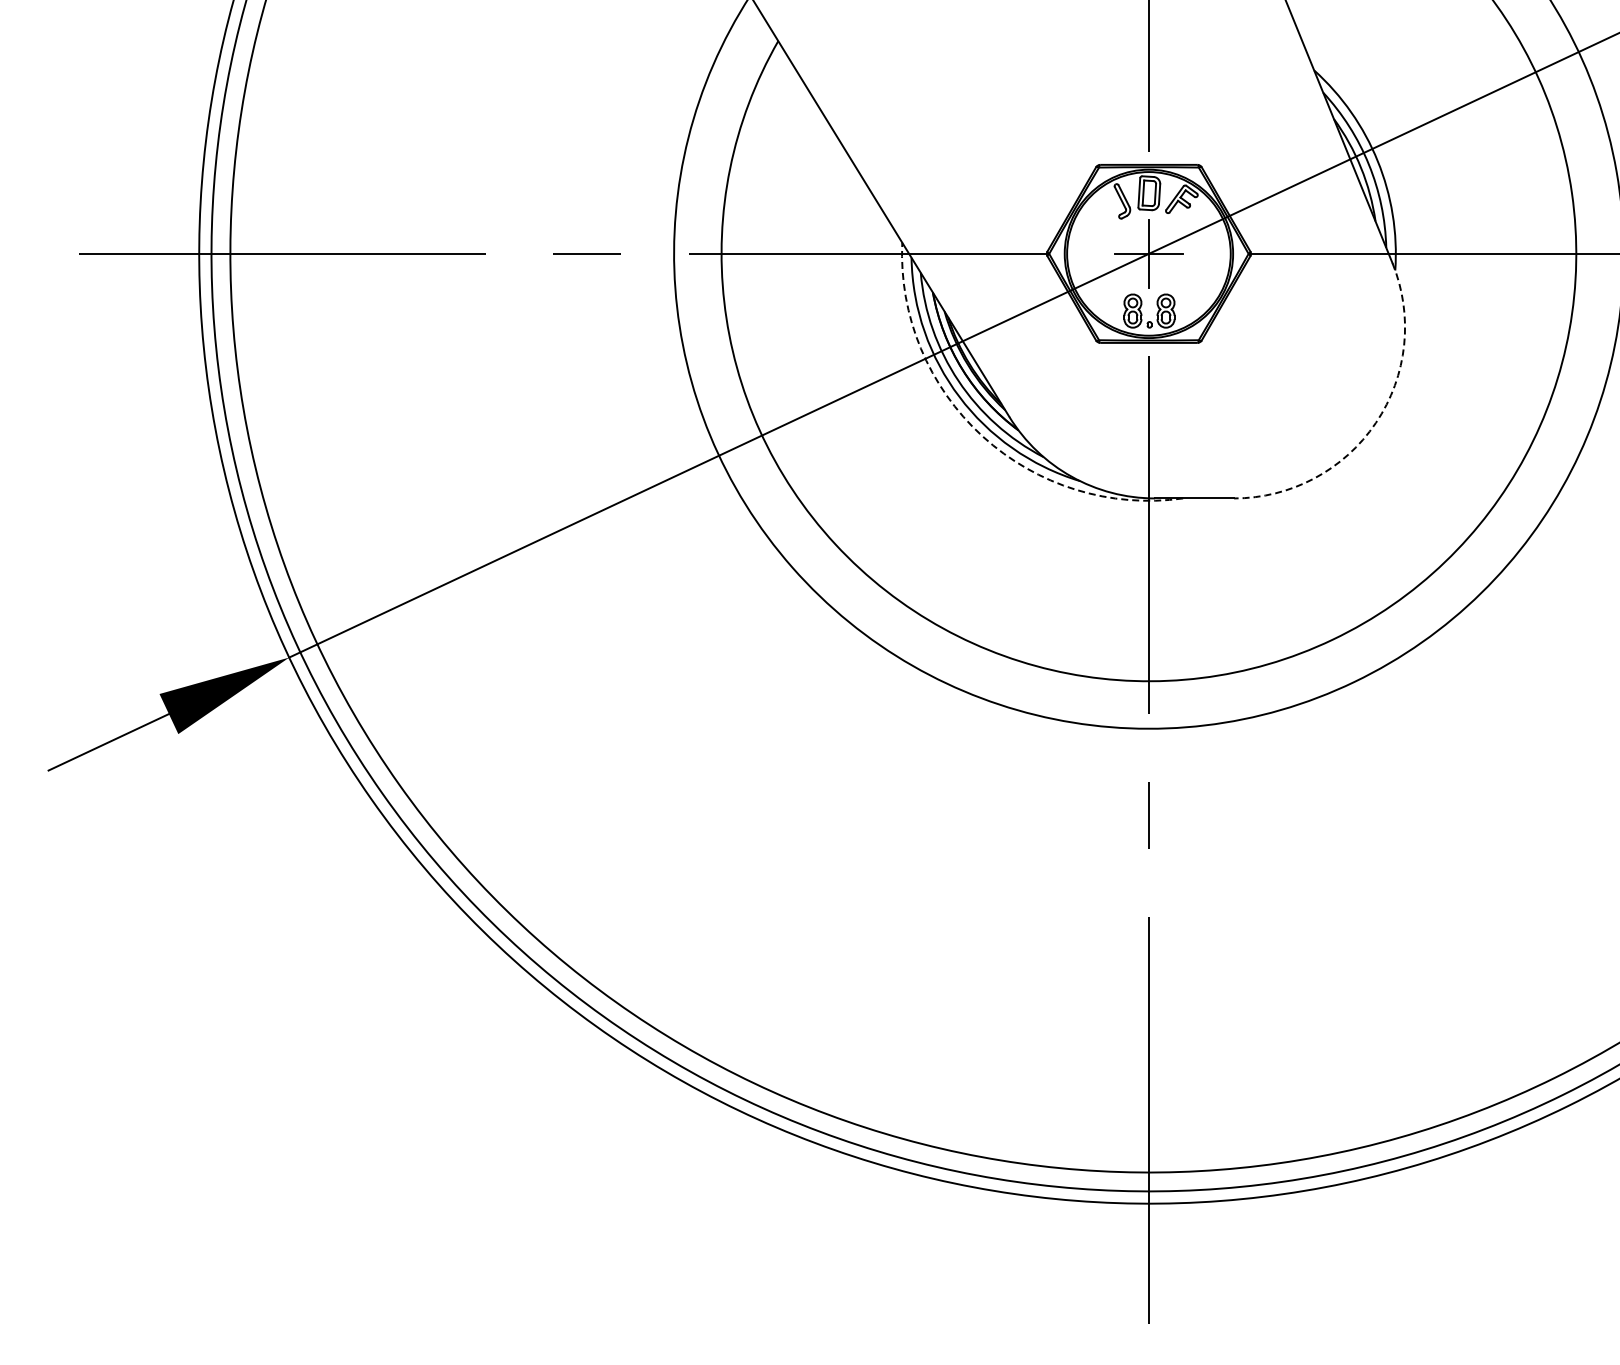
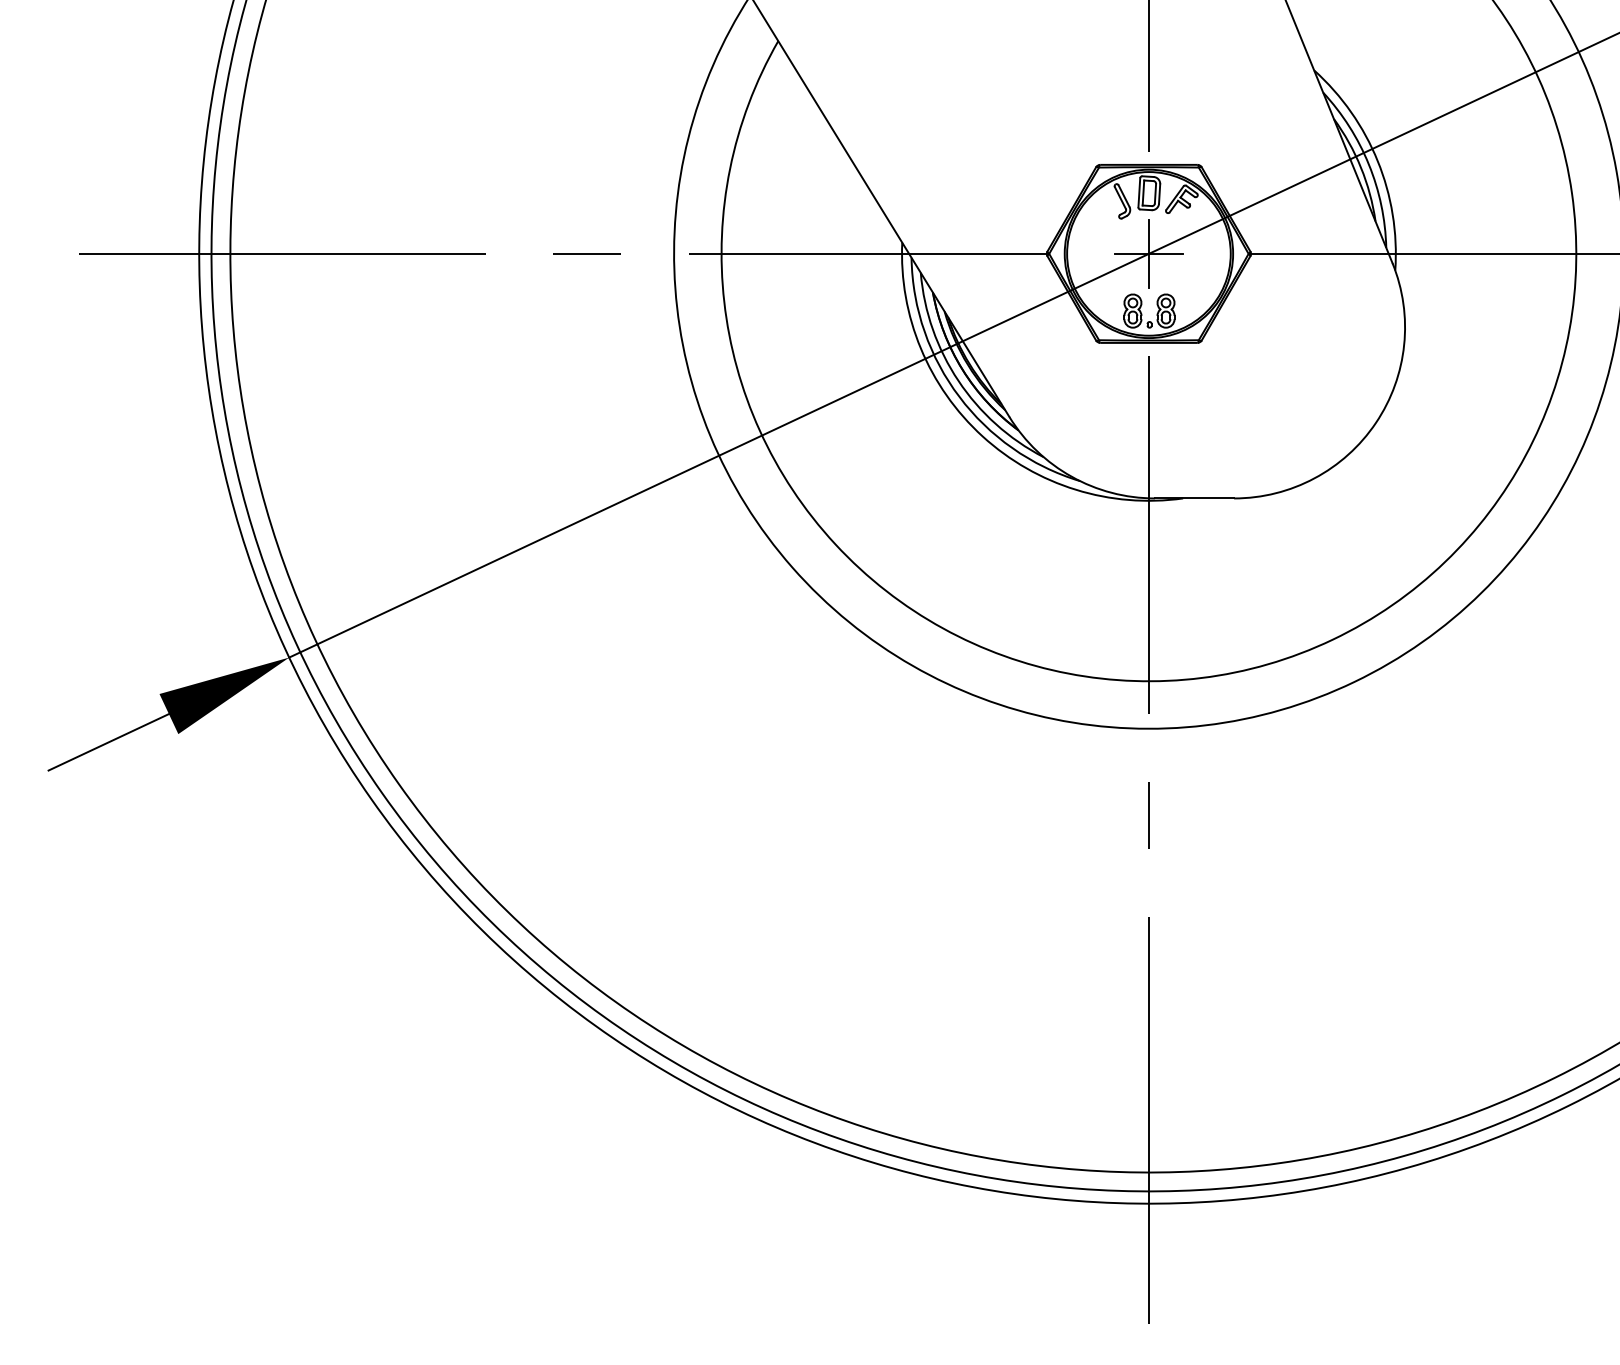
arc: dashed -> solid (1375, 422)
arc: dashed -> solid (982, 436)
